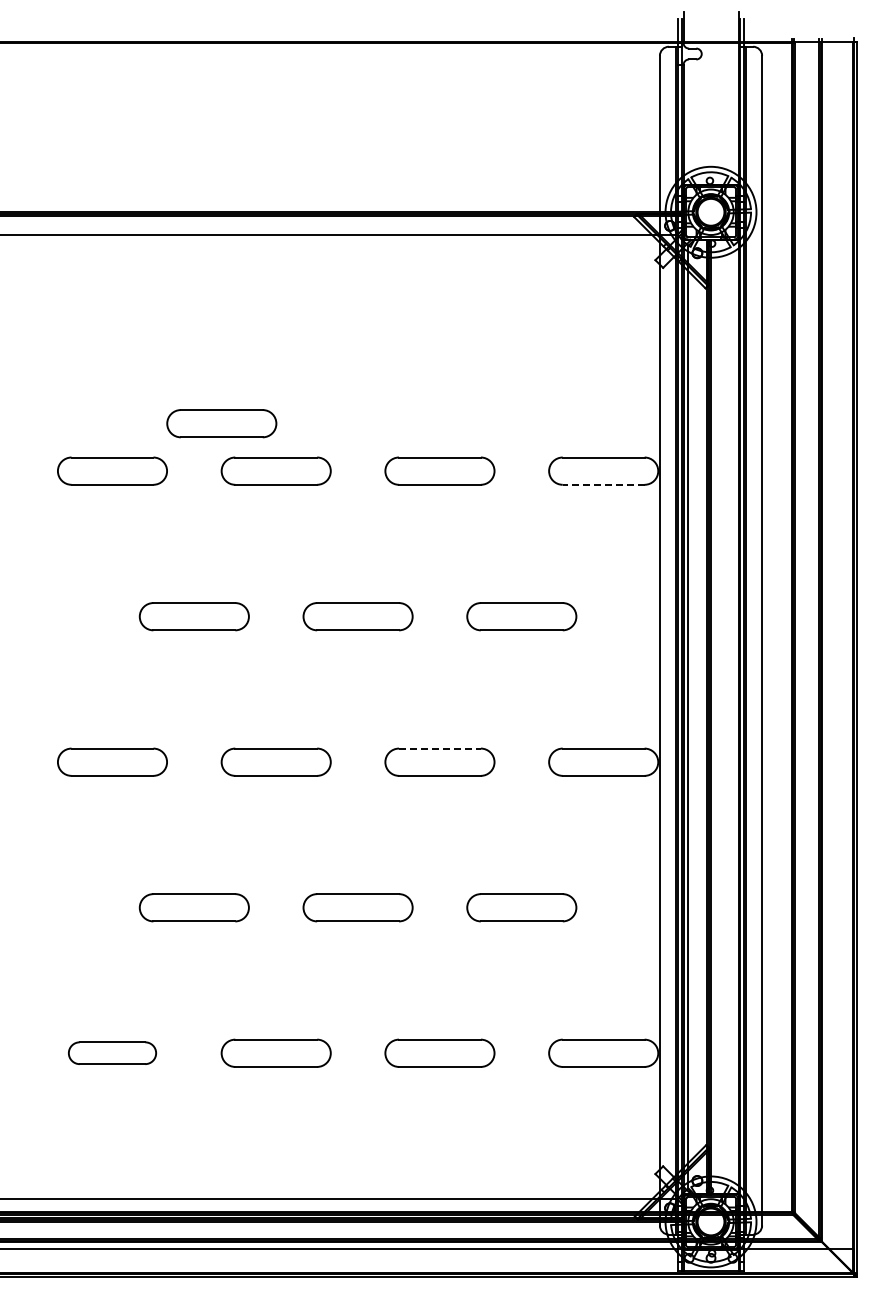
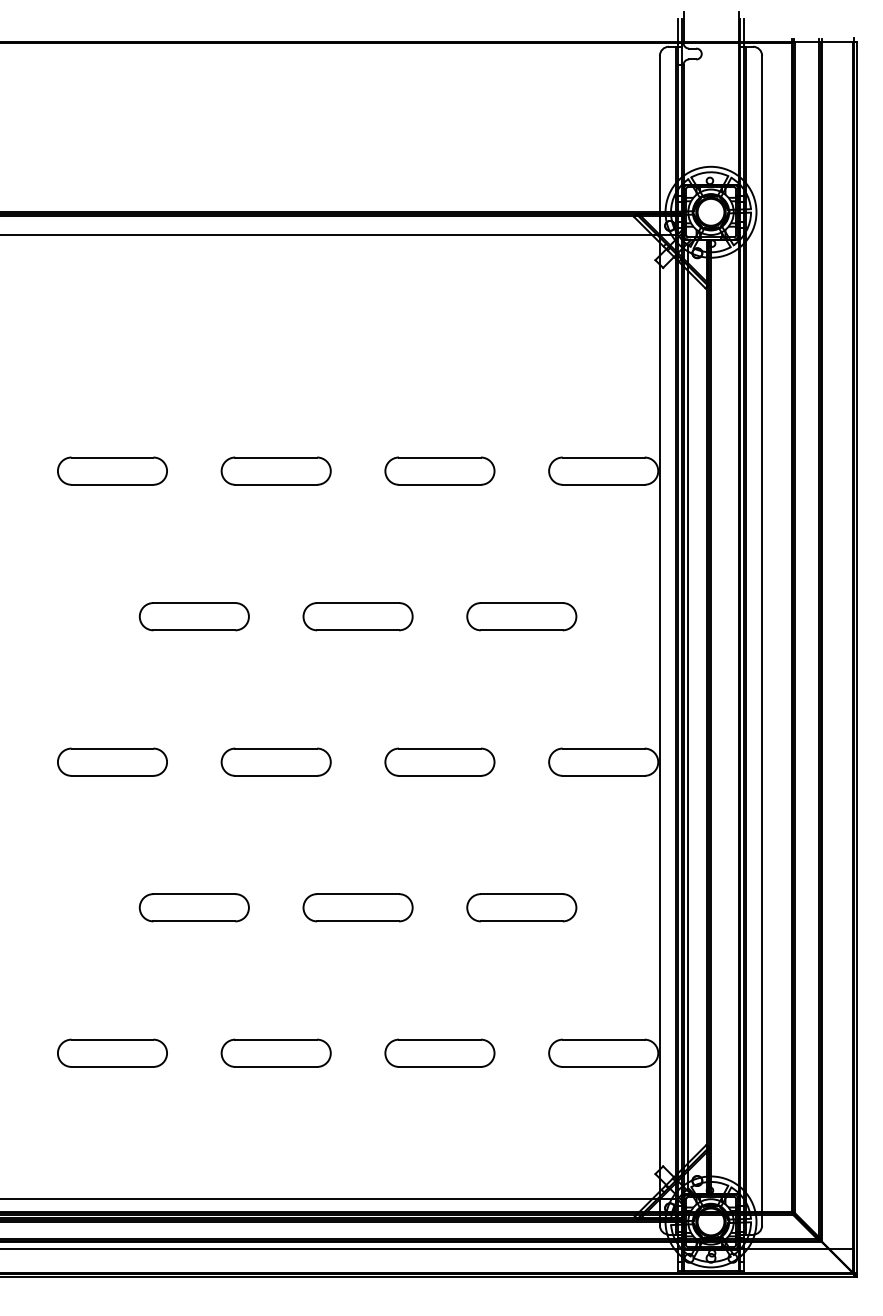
part: present -> none (221, 423)
line: dashed -> solid (603, 484)
line: dashed -> solid (439, 748)
part size: 90x24 px -> 111x30 px (112, 1052)
